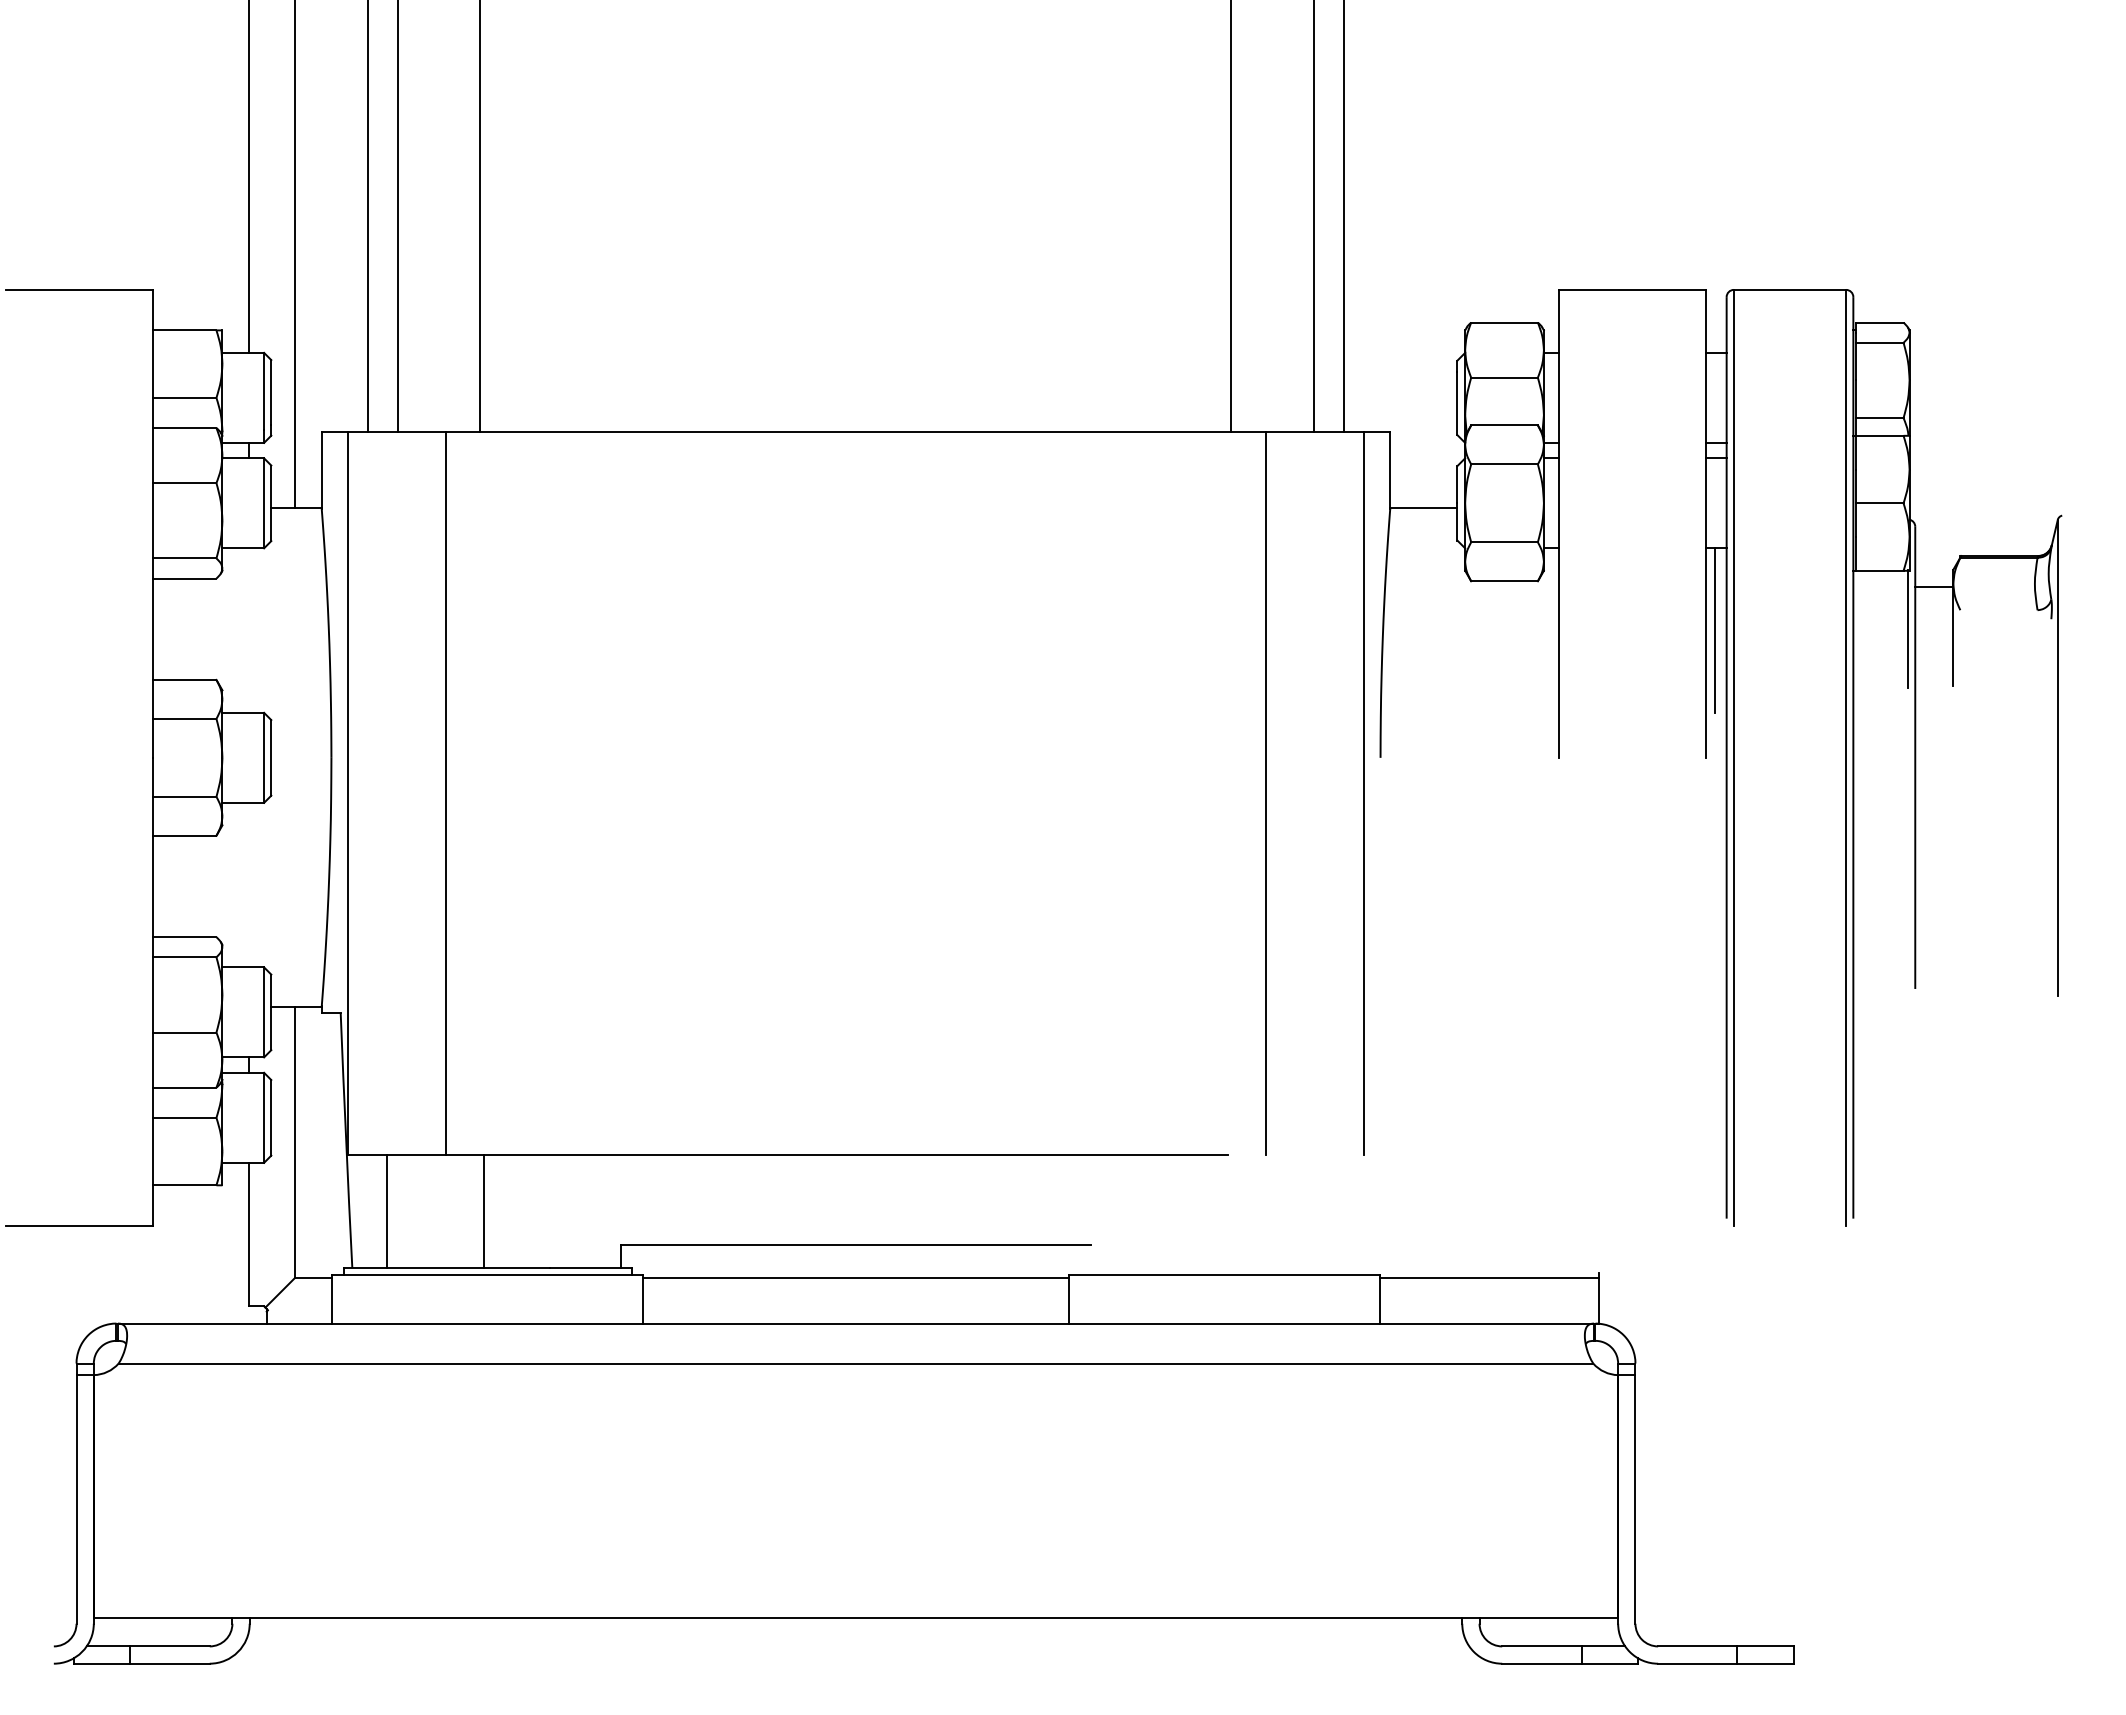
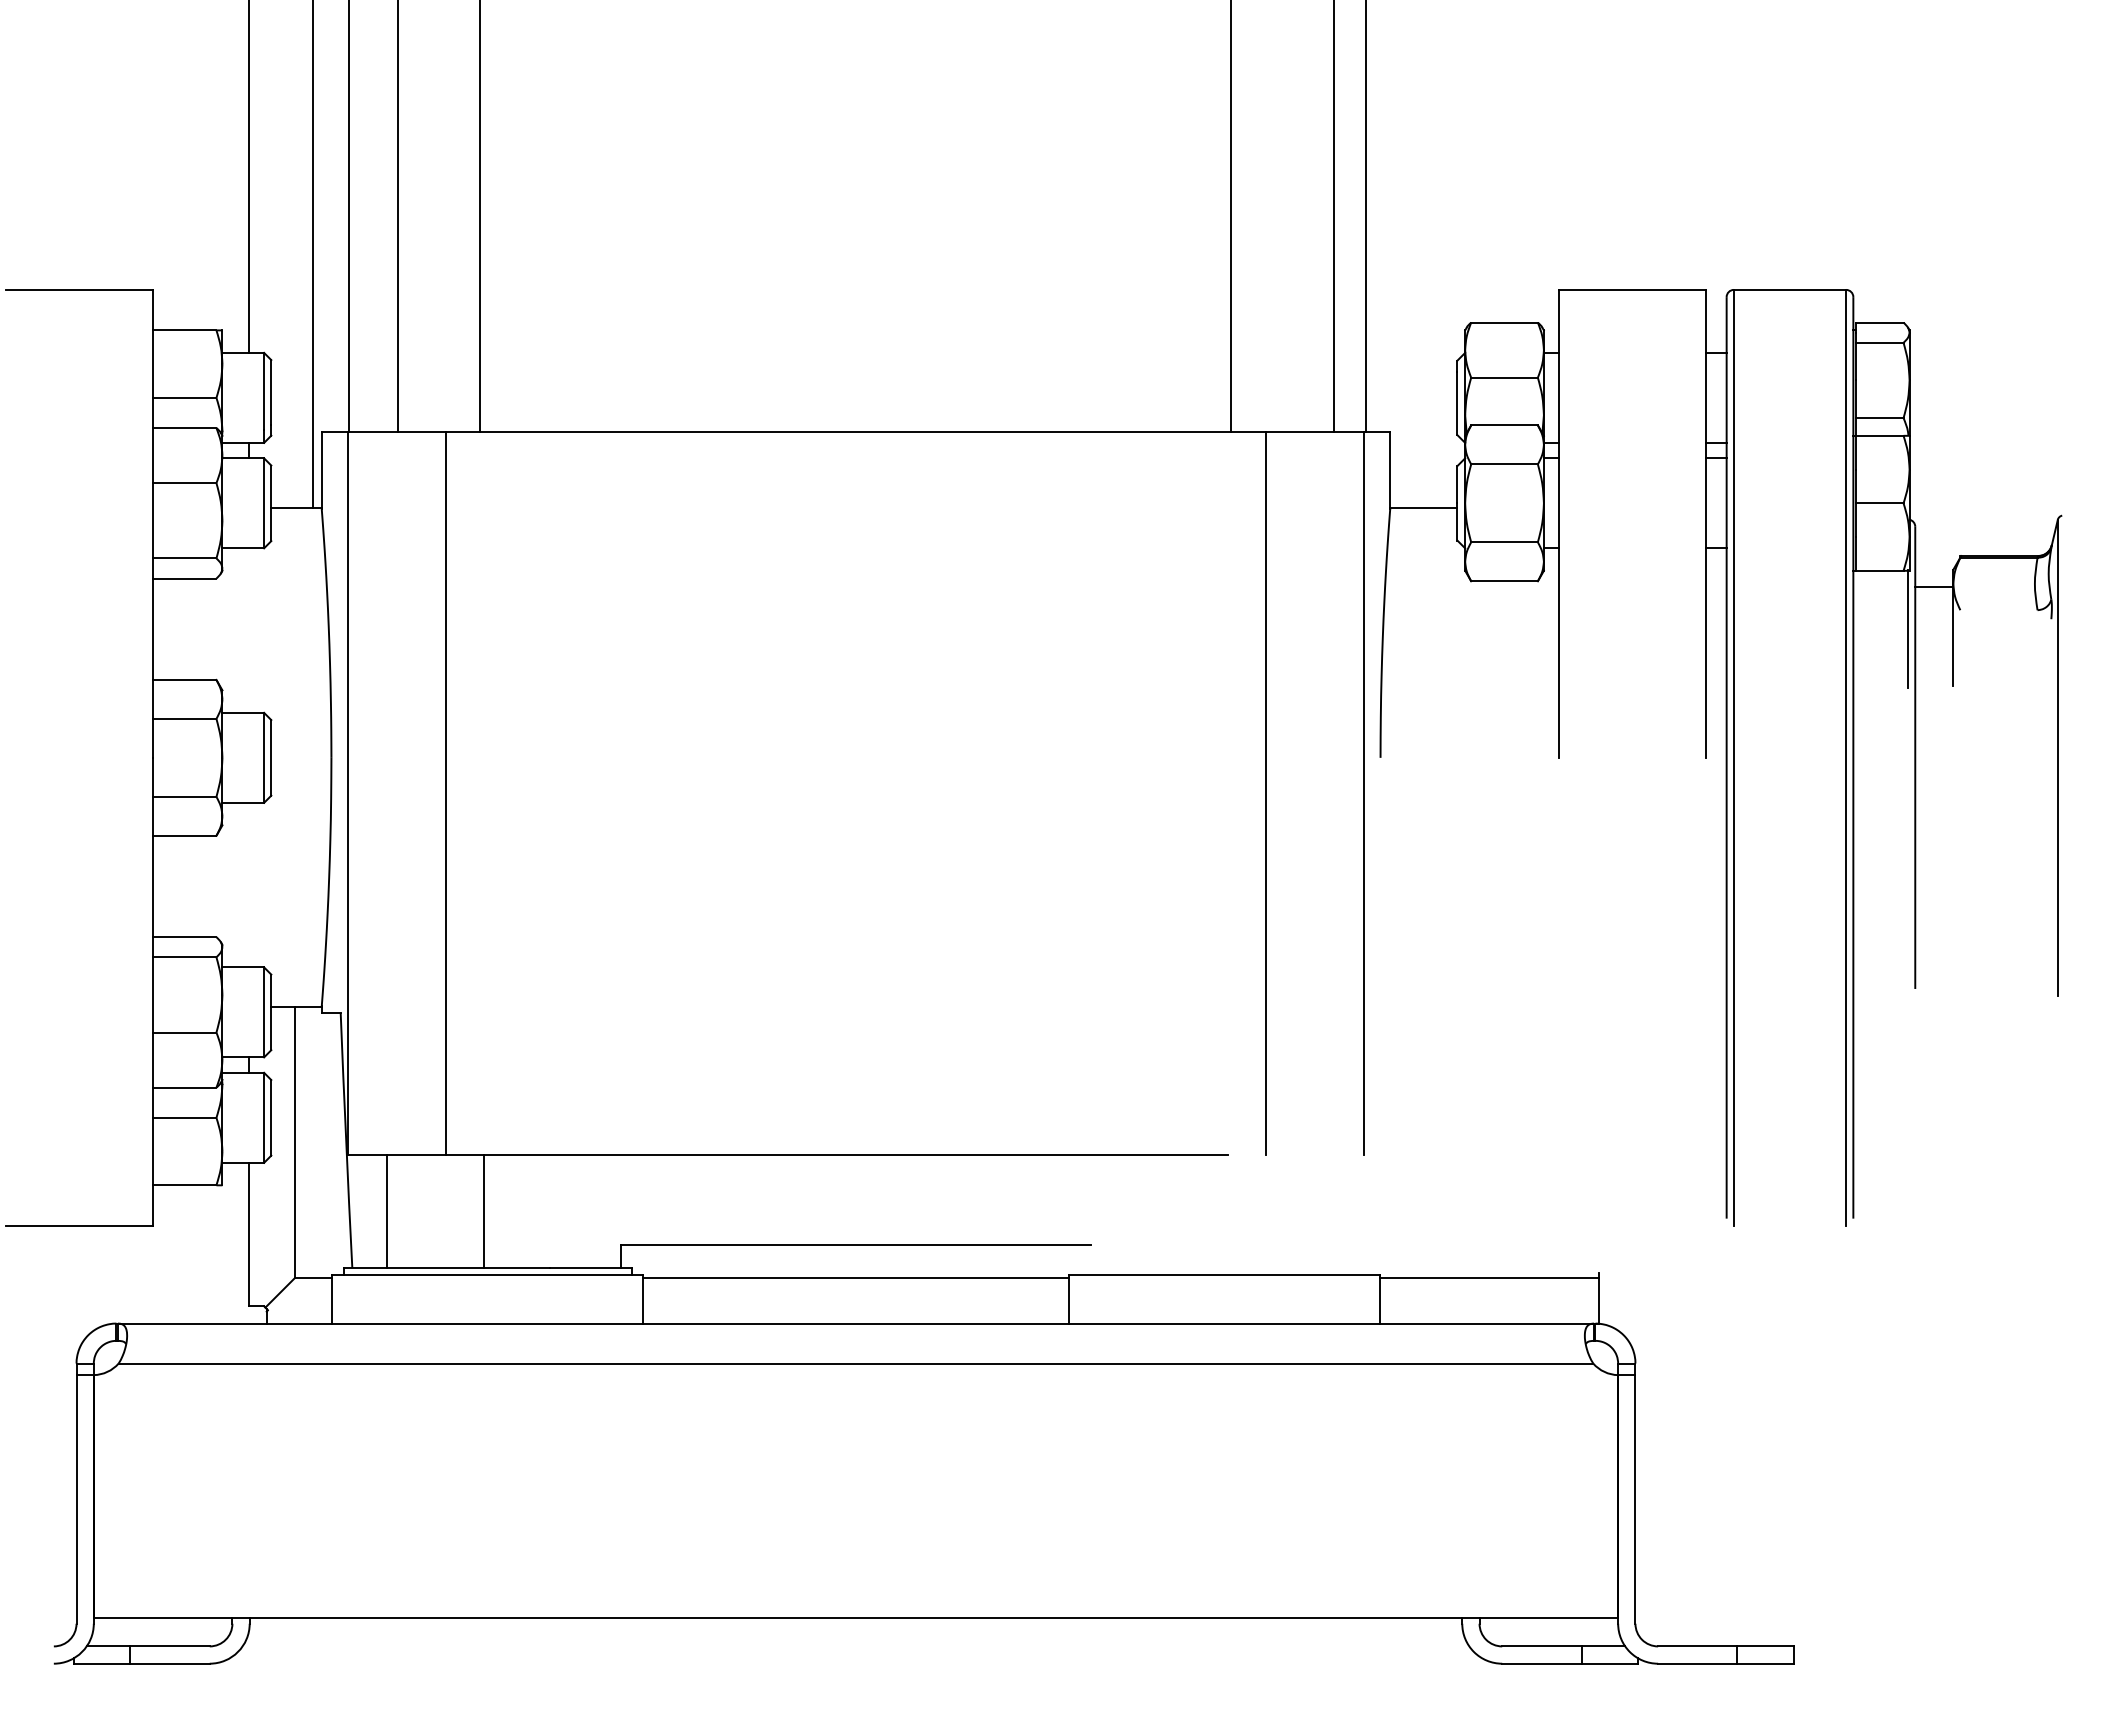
line position: (368, 216) -> (349, 216) (349, 216)
line position: (1314, 216) -> (1334, 216) (1334, 216)
line position: (1343, 216) -> (1365, 216) (1365, 216)
line position: (294, 255) -> (312, 255) (312, 255)
line: present -> none (1715, 630)
